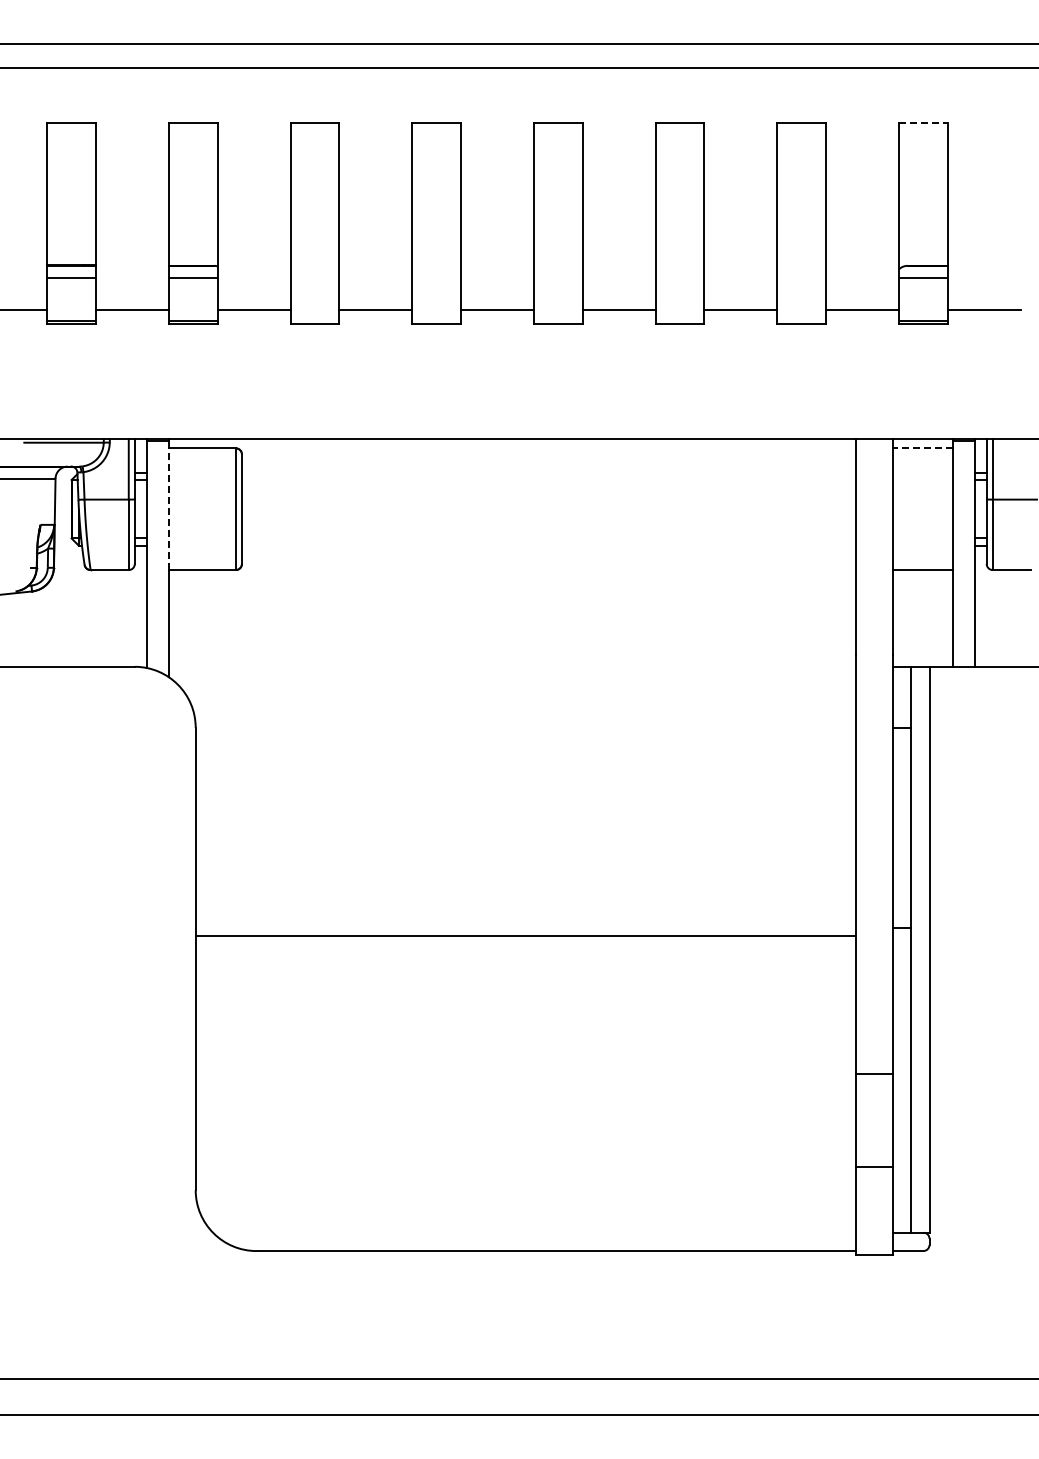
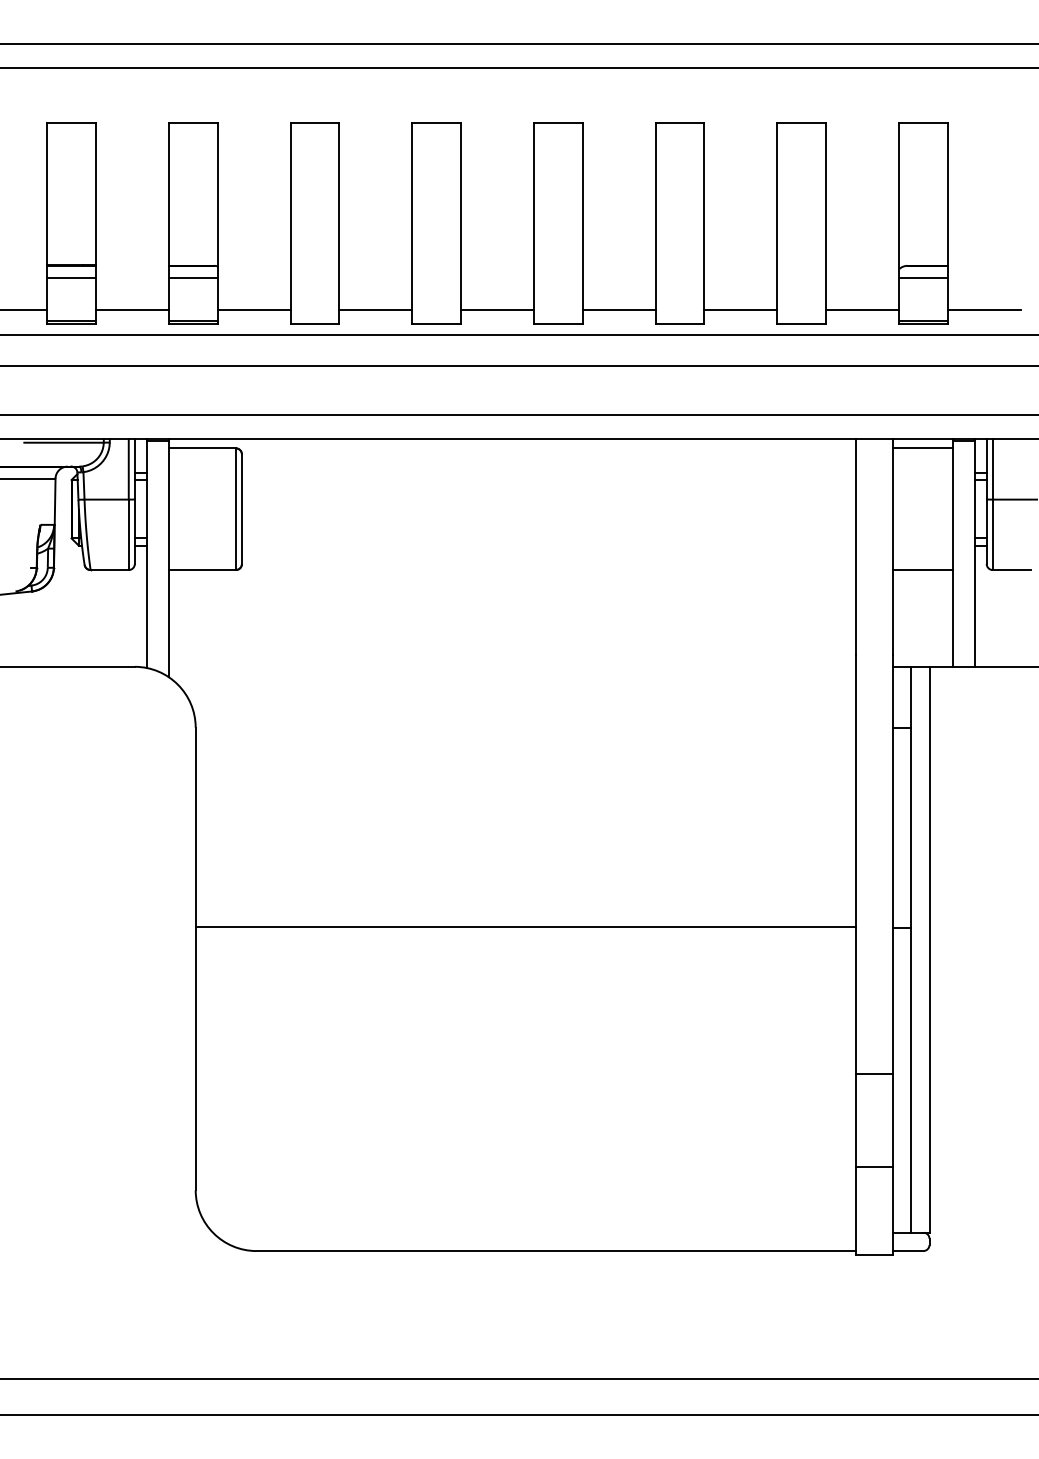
line: dashed -> solid (923, 122)
line: none -> present (518, 335)
line: none -> present (518, 366)
line: none -> present (518, 414)
line: dashed -> solid (922, 448)
line: dashed -> solid (168, 509)
line position: (525, 935) -> (525, 926) (525, 926)
